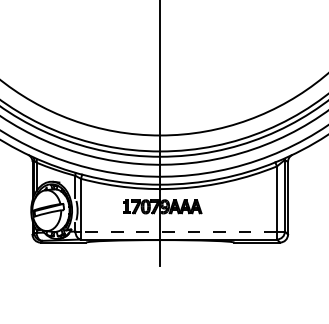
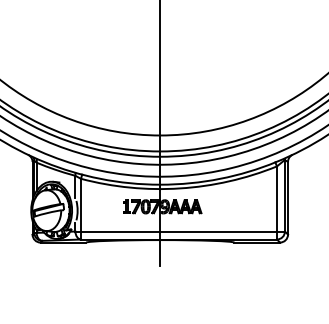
line: dashed -> solid (179, 231)
